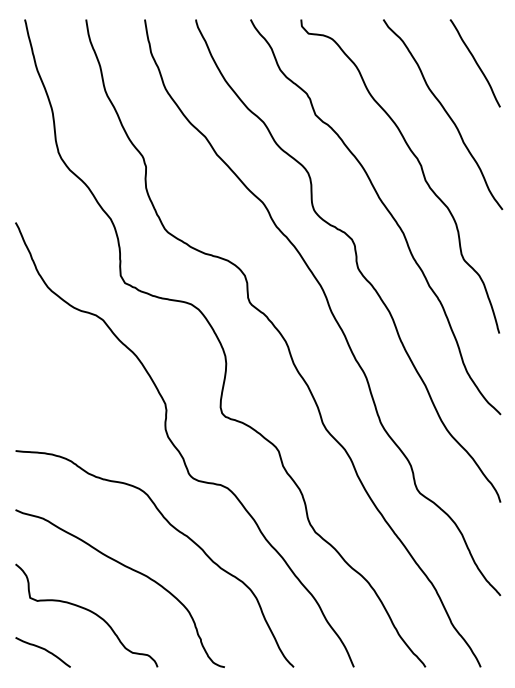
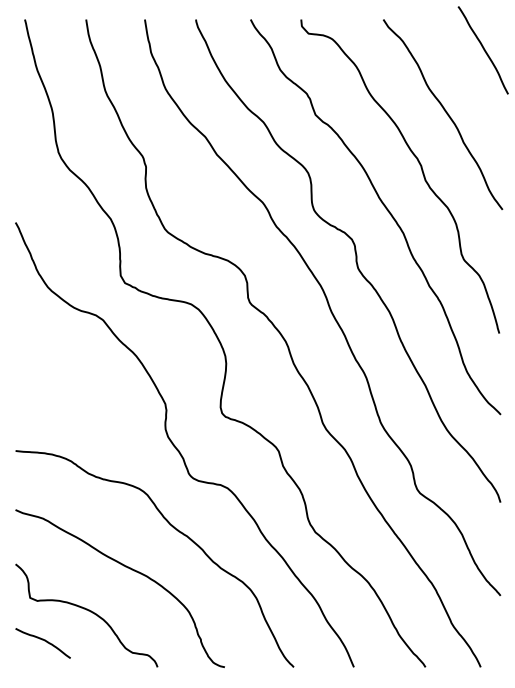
curve position: (475, 63) -> (483, 50) (483, 50)
curve position: (44, 650) -> (44, 641) (44, 641)
